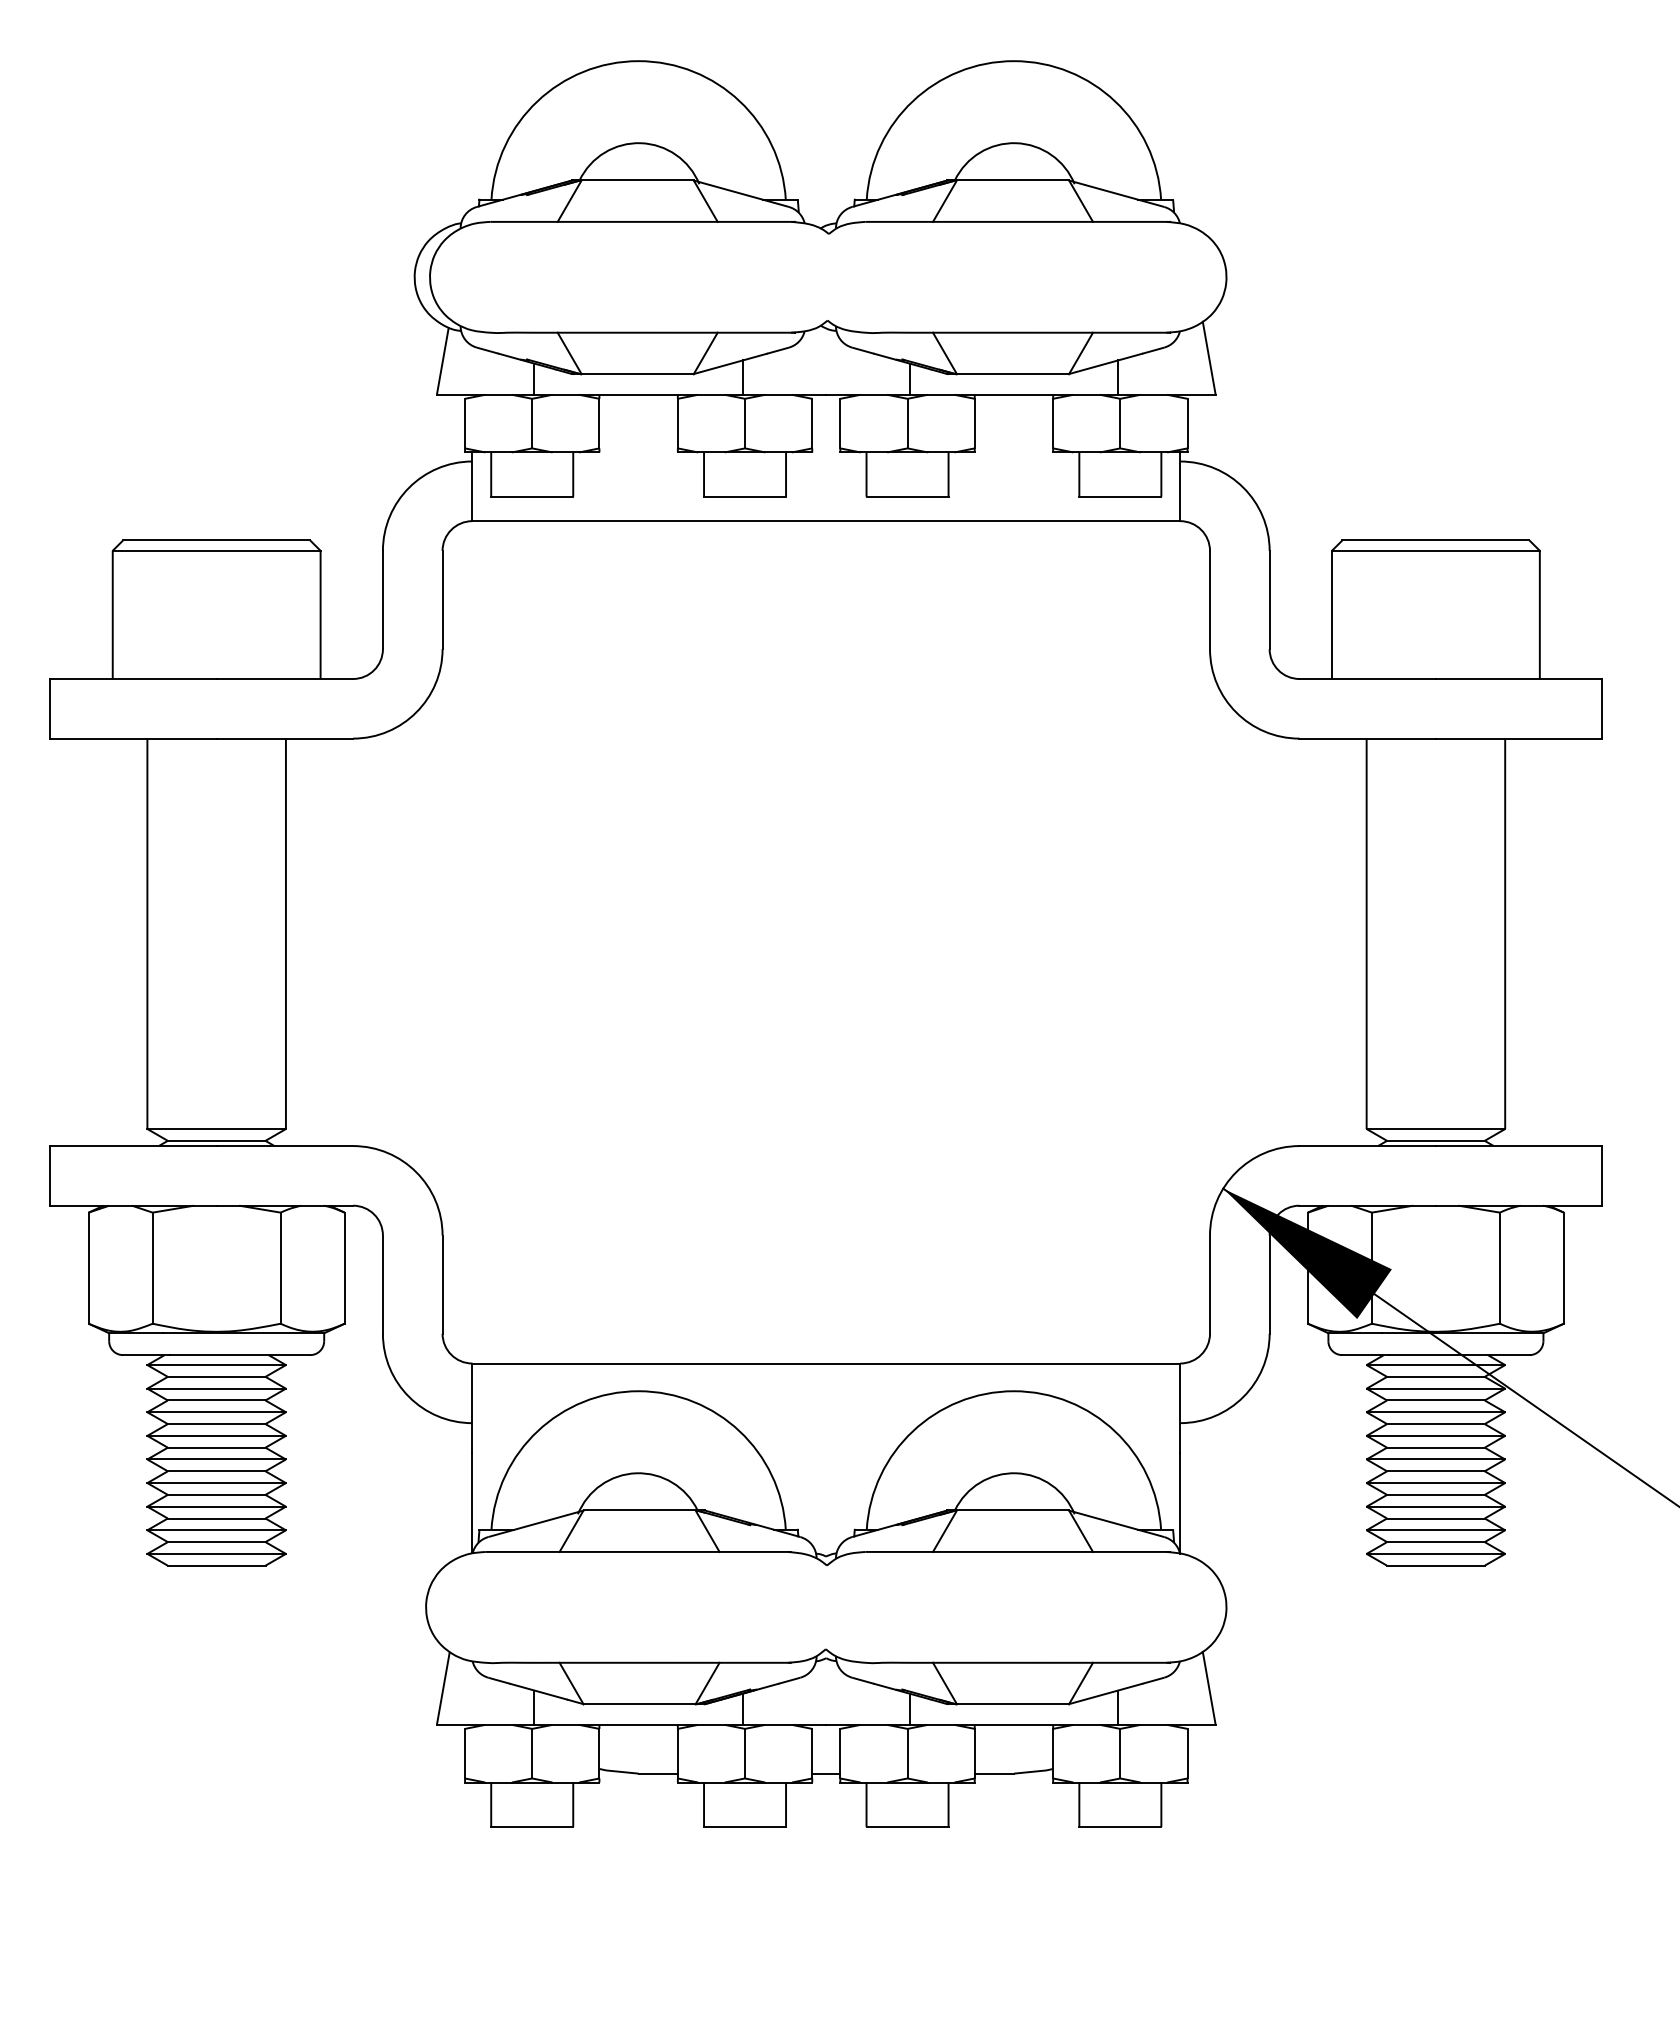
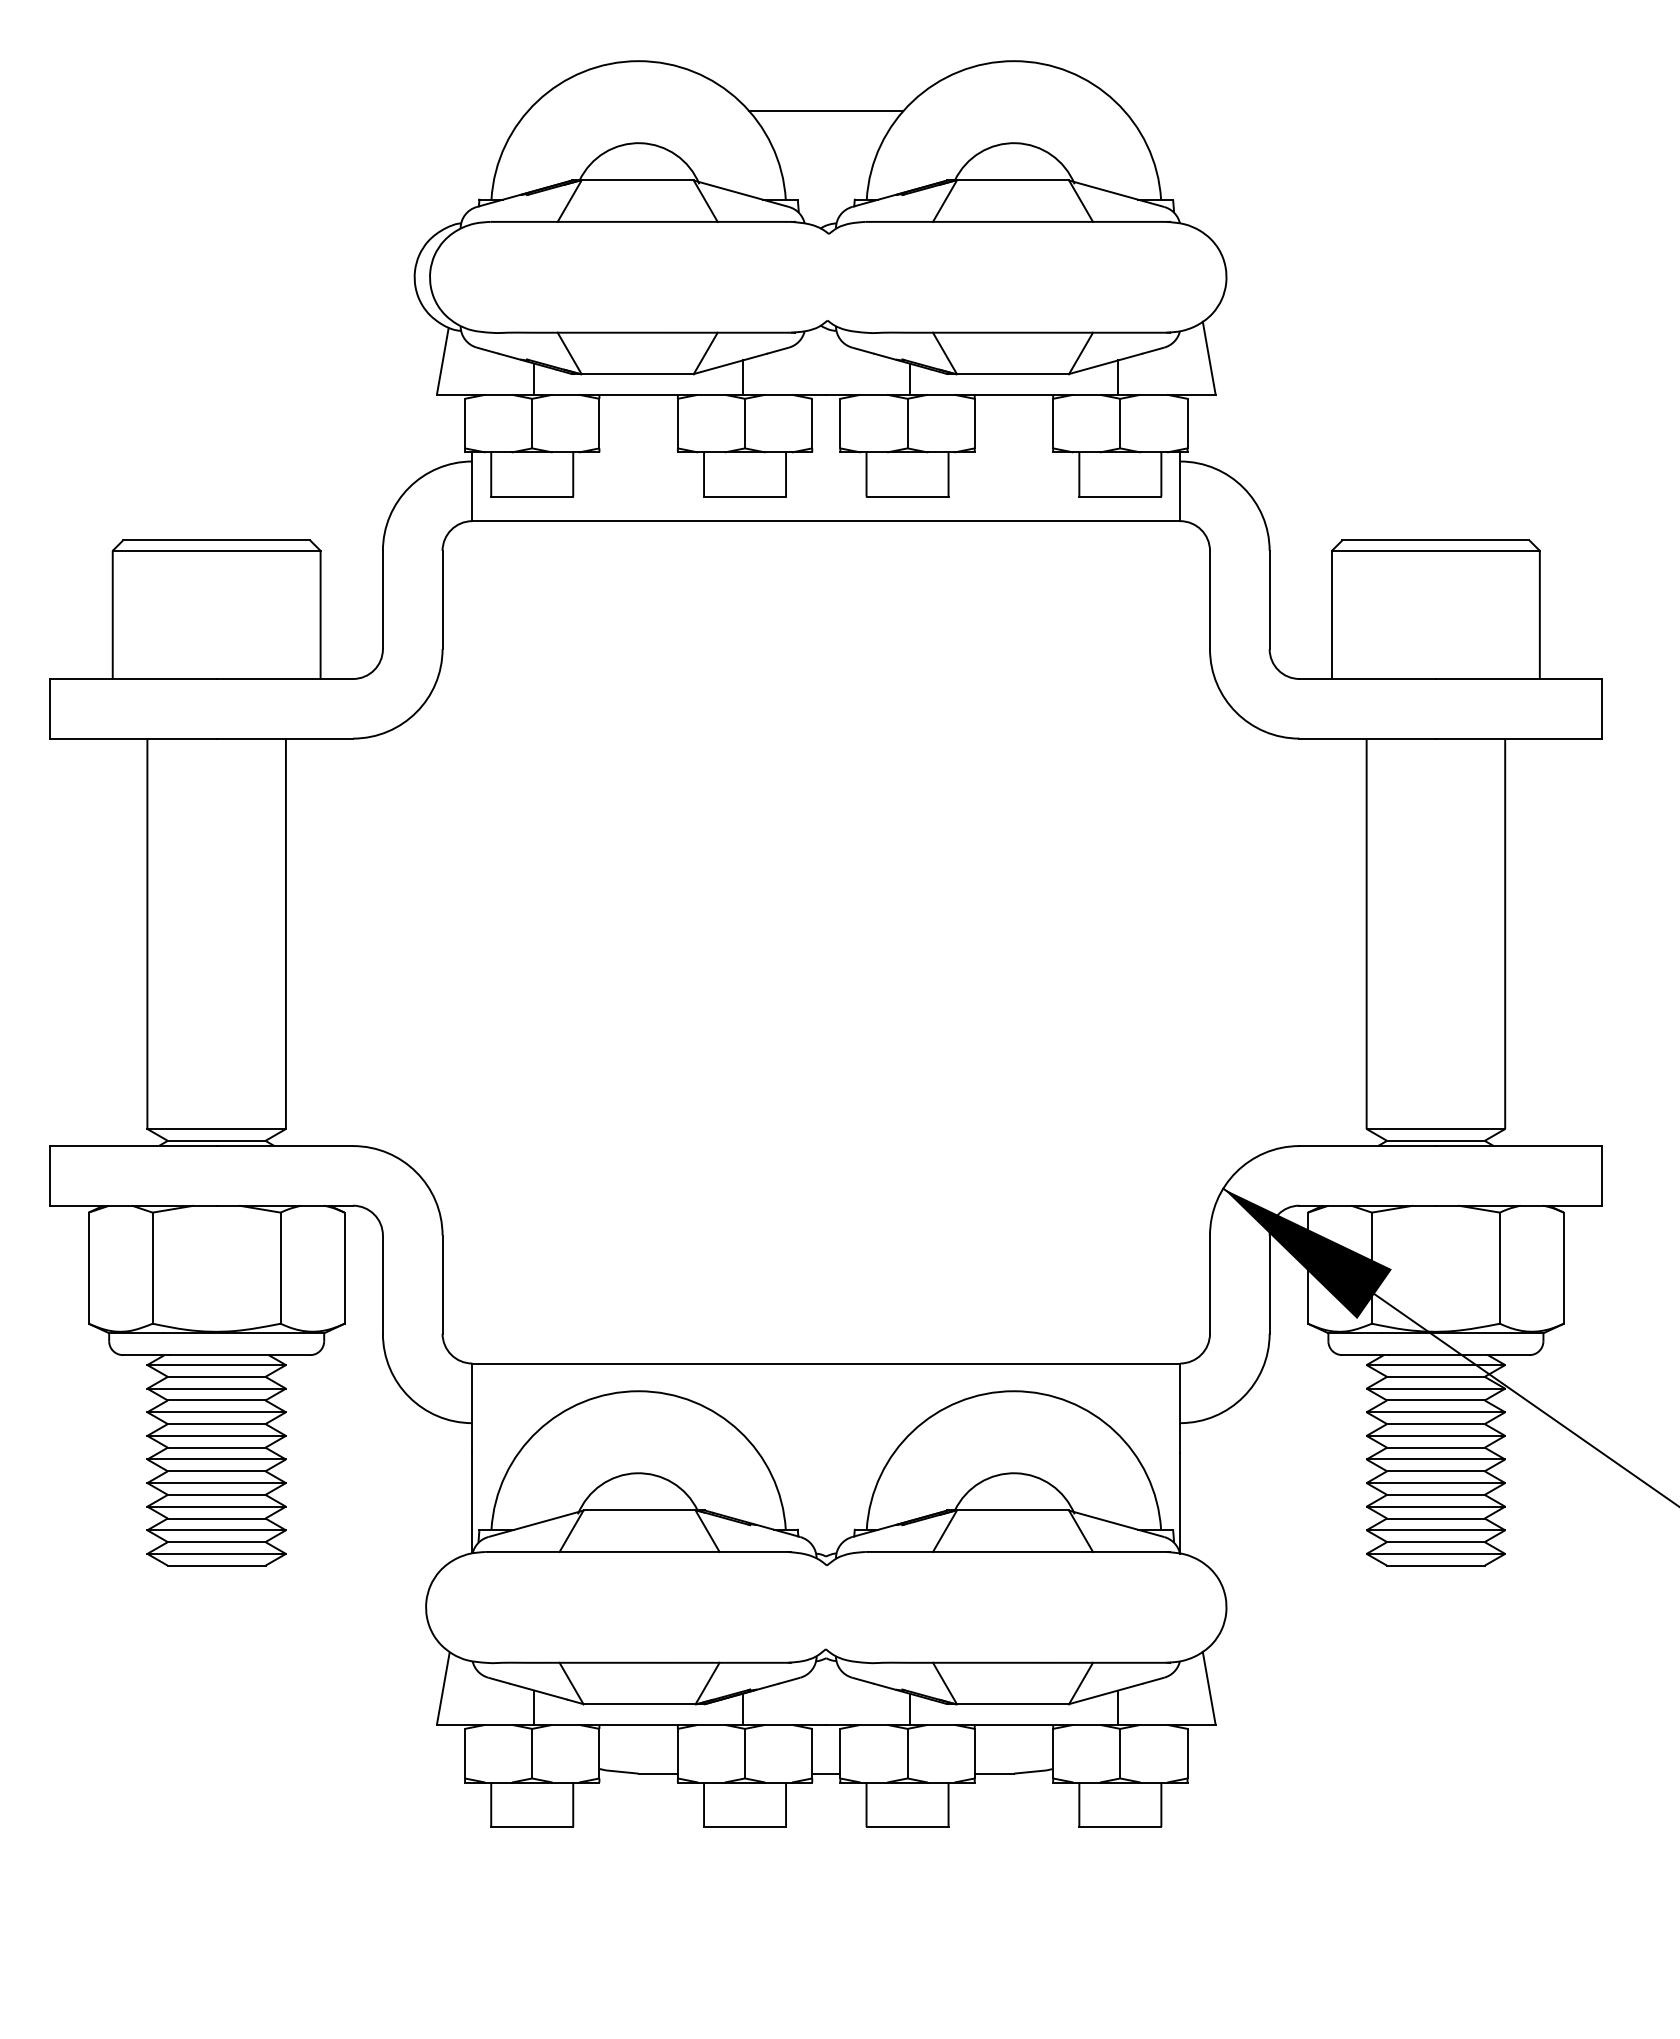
line: none -> present (826, 111)
